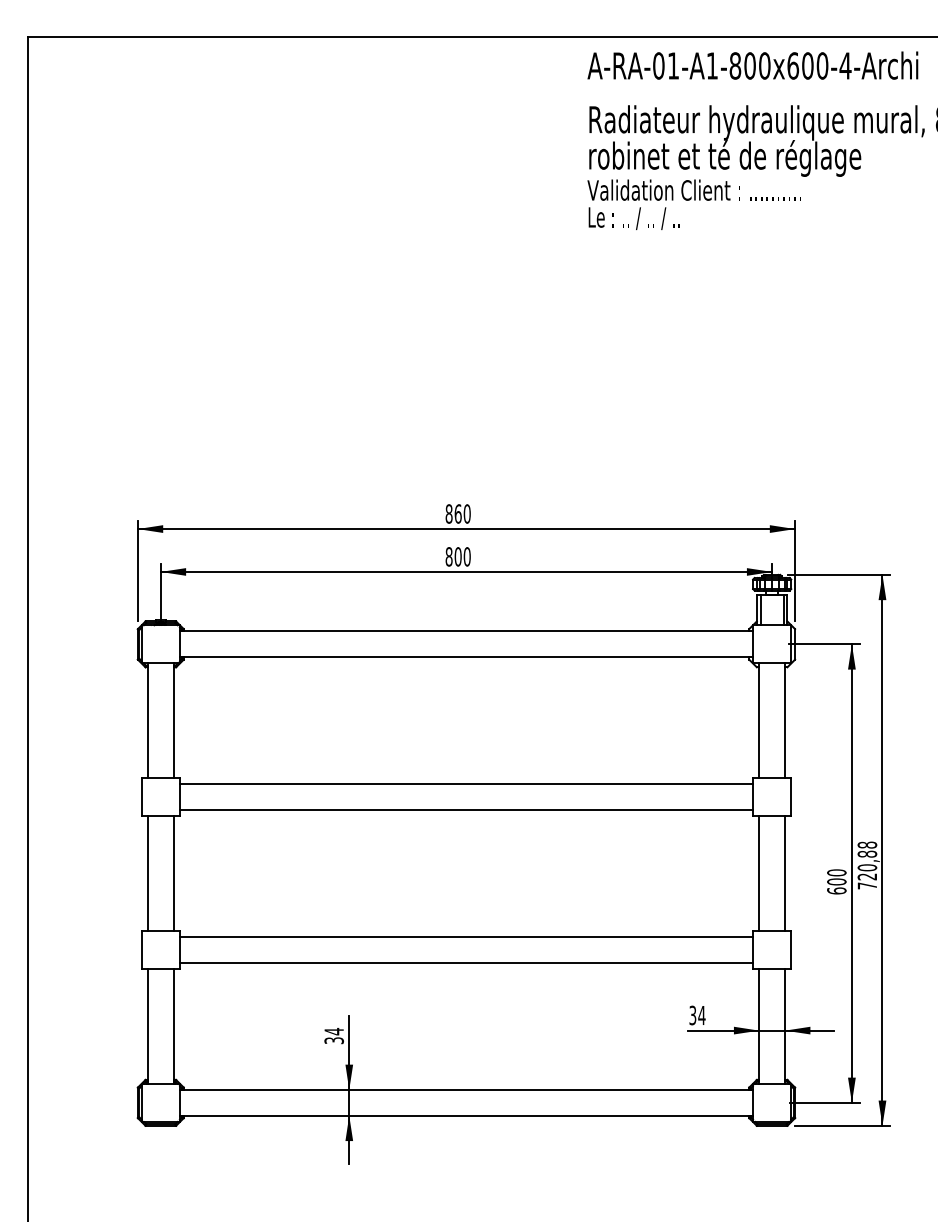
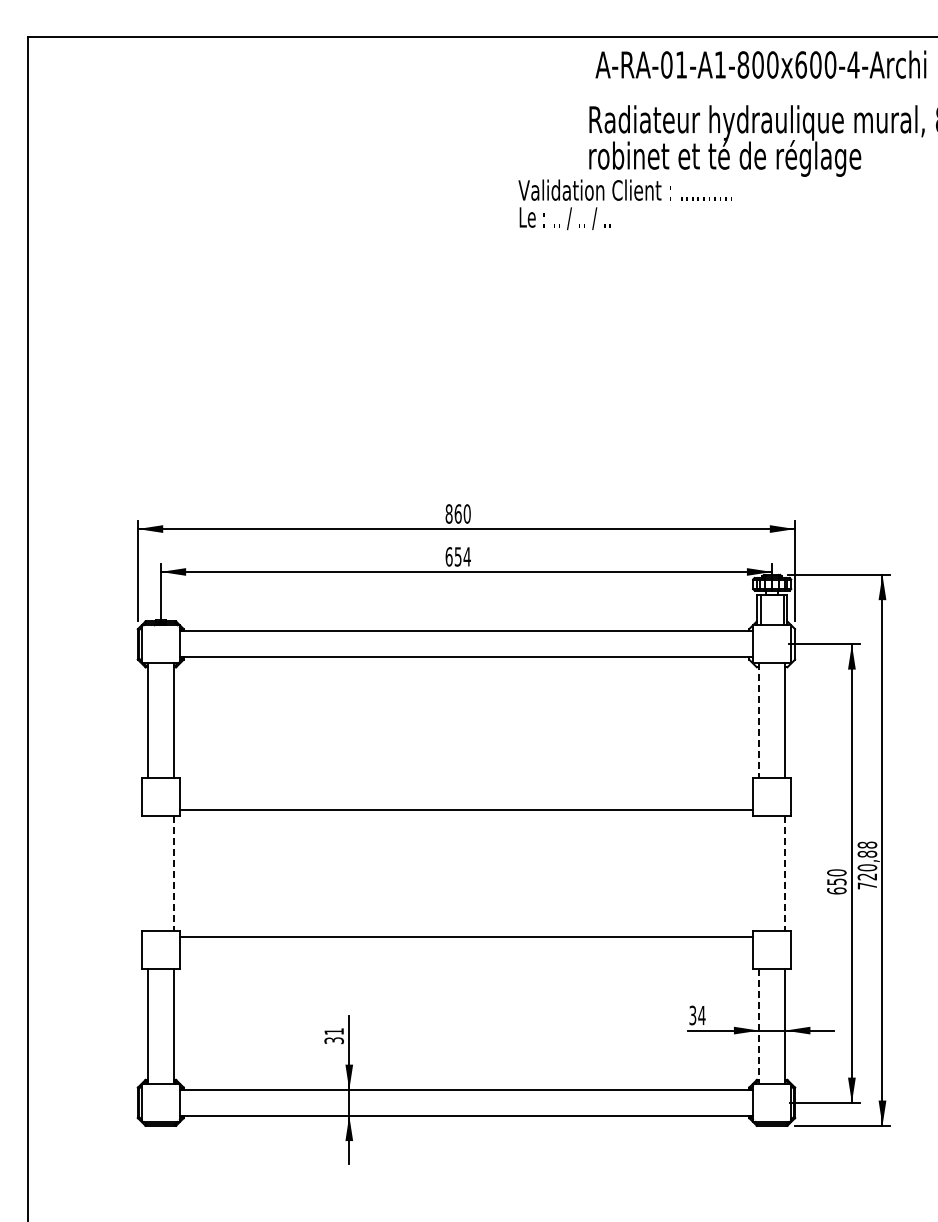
text position: (752, 65) -> (760, 64) (760, 64)
text position: (693, 204) -> (624, 204) (624, 204)
text: 800 -> 654 (457, 556)
line: solid -> dashed (759, 721)
line: present -> none (466, 784)
line: present -> none (147, 873)
line: present -> none (759, 873)
line: solid -> dashed (173, 874)
line: solid -> dashed (785, 874)
text: 600 -> 650 (836, 881)
line: present -> none (466, 963)
line: solid -> dashed (759, 1026)
text: 34 -> 31 (333, 1031)
